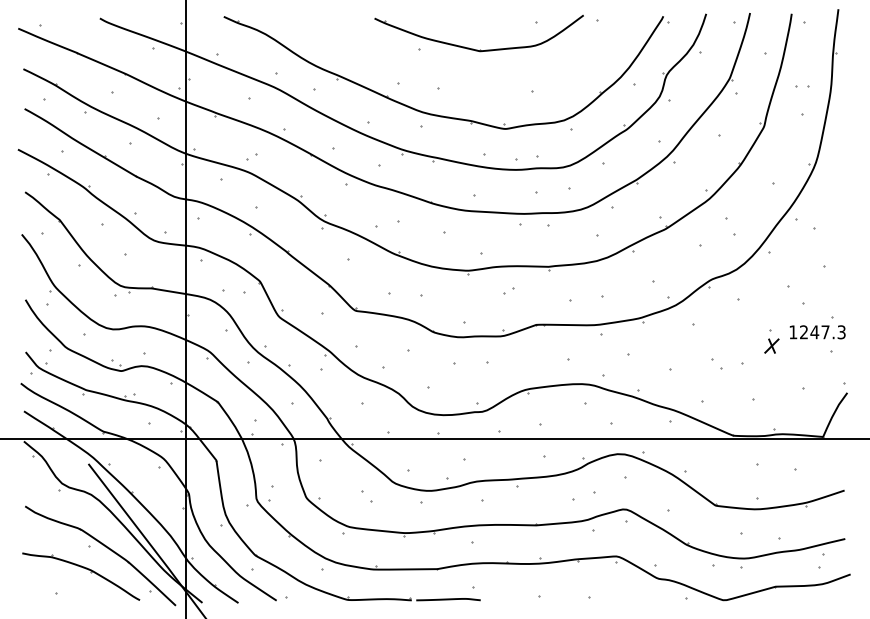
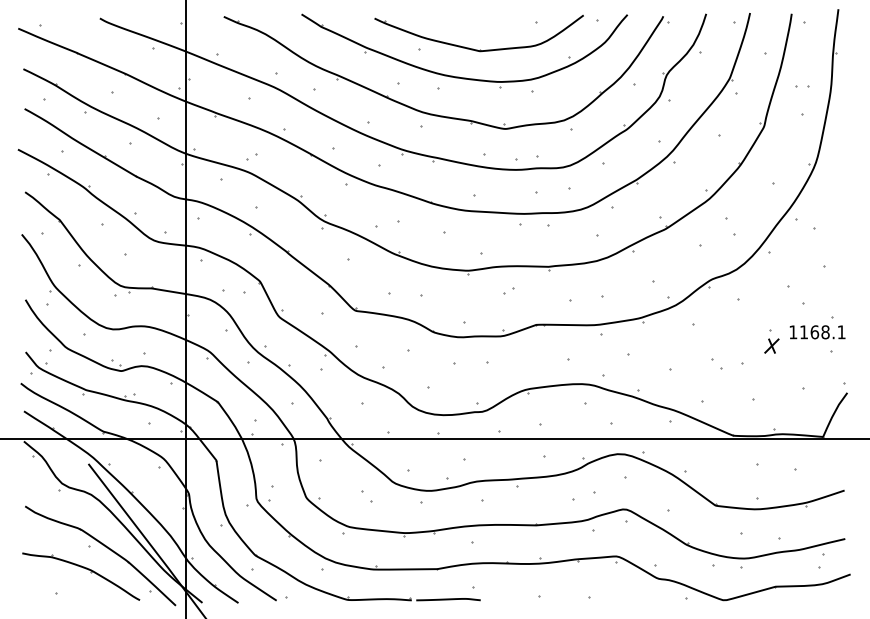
part: none -> present (459, 76)
text: 1247.3 -> 1168.1 (822, 332)
